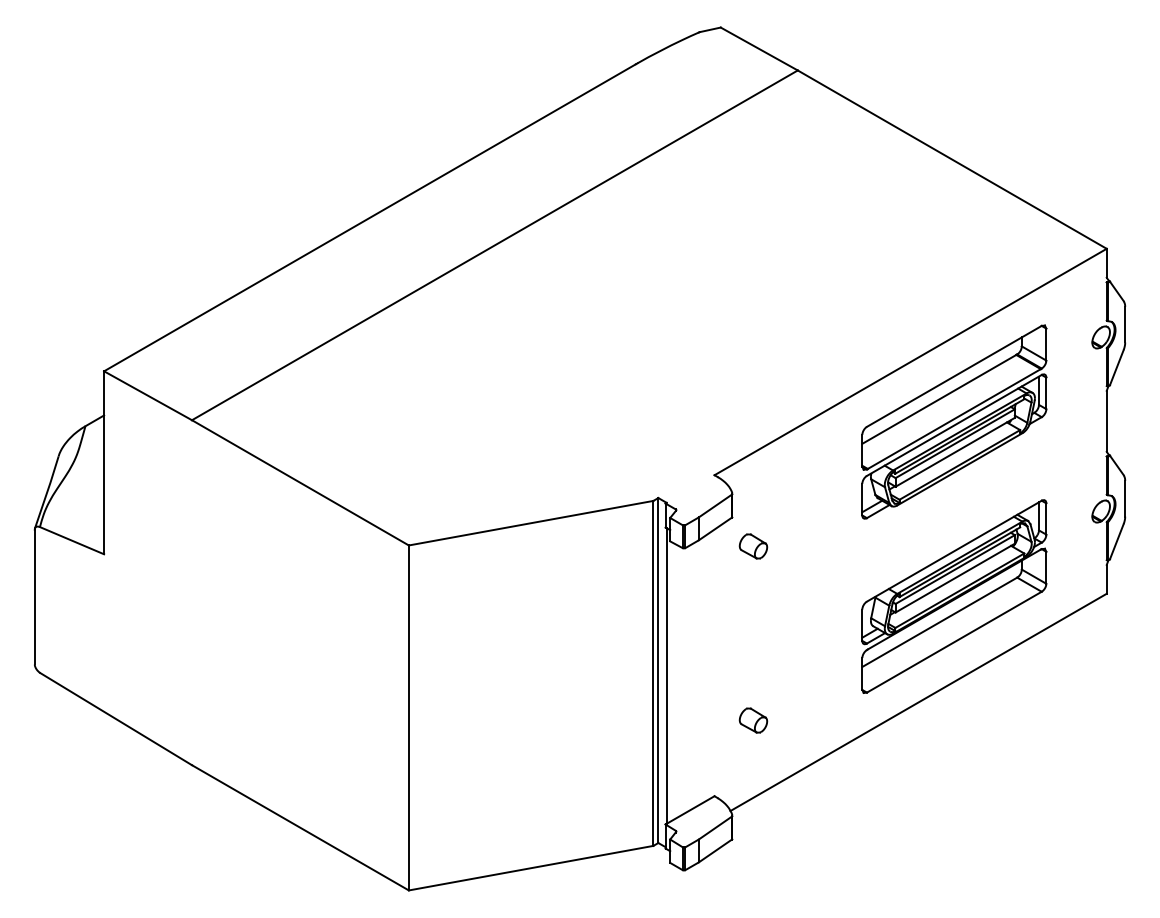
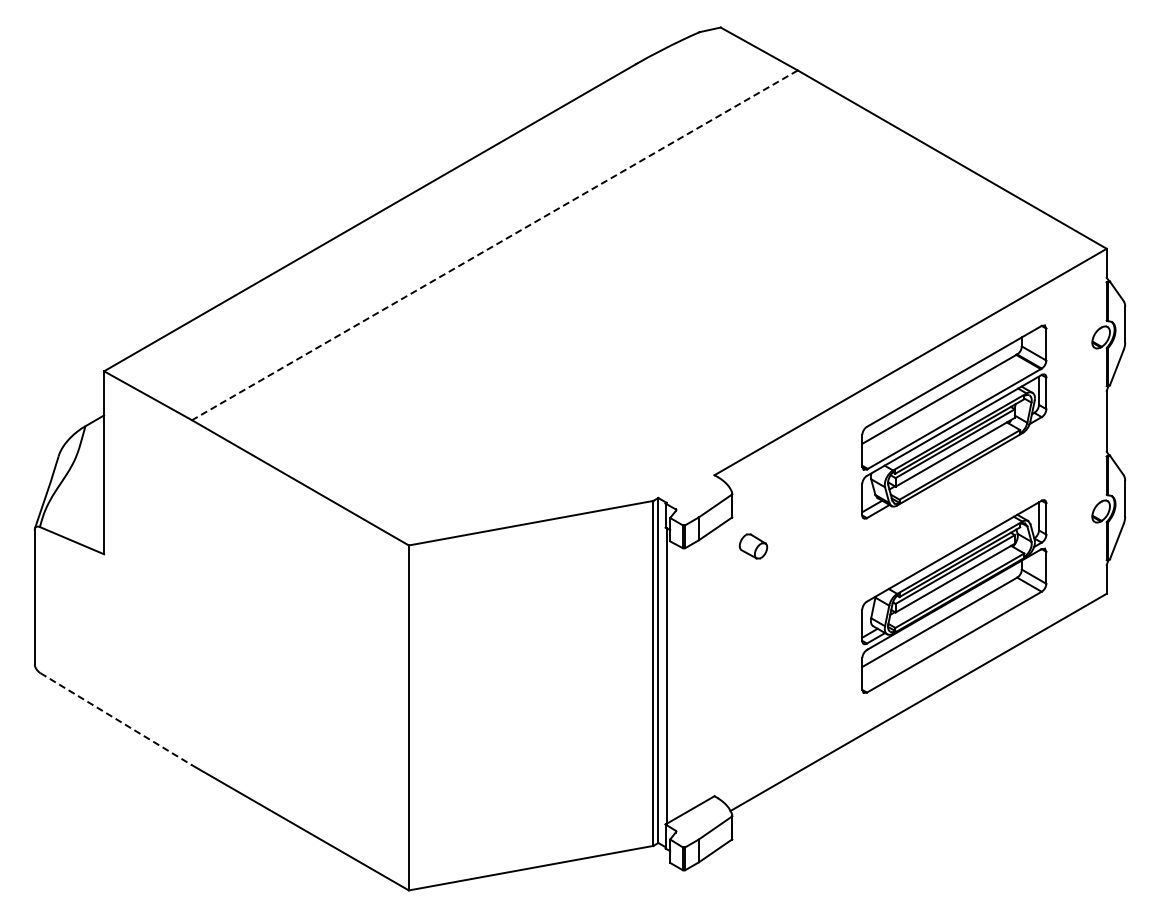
line: solid -> dashed (494, 245)
line: solid -> dashed (116, 719)
part: present -> none (753, 720)
